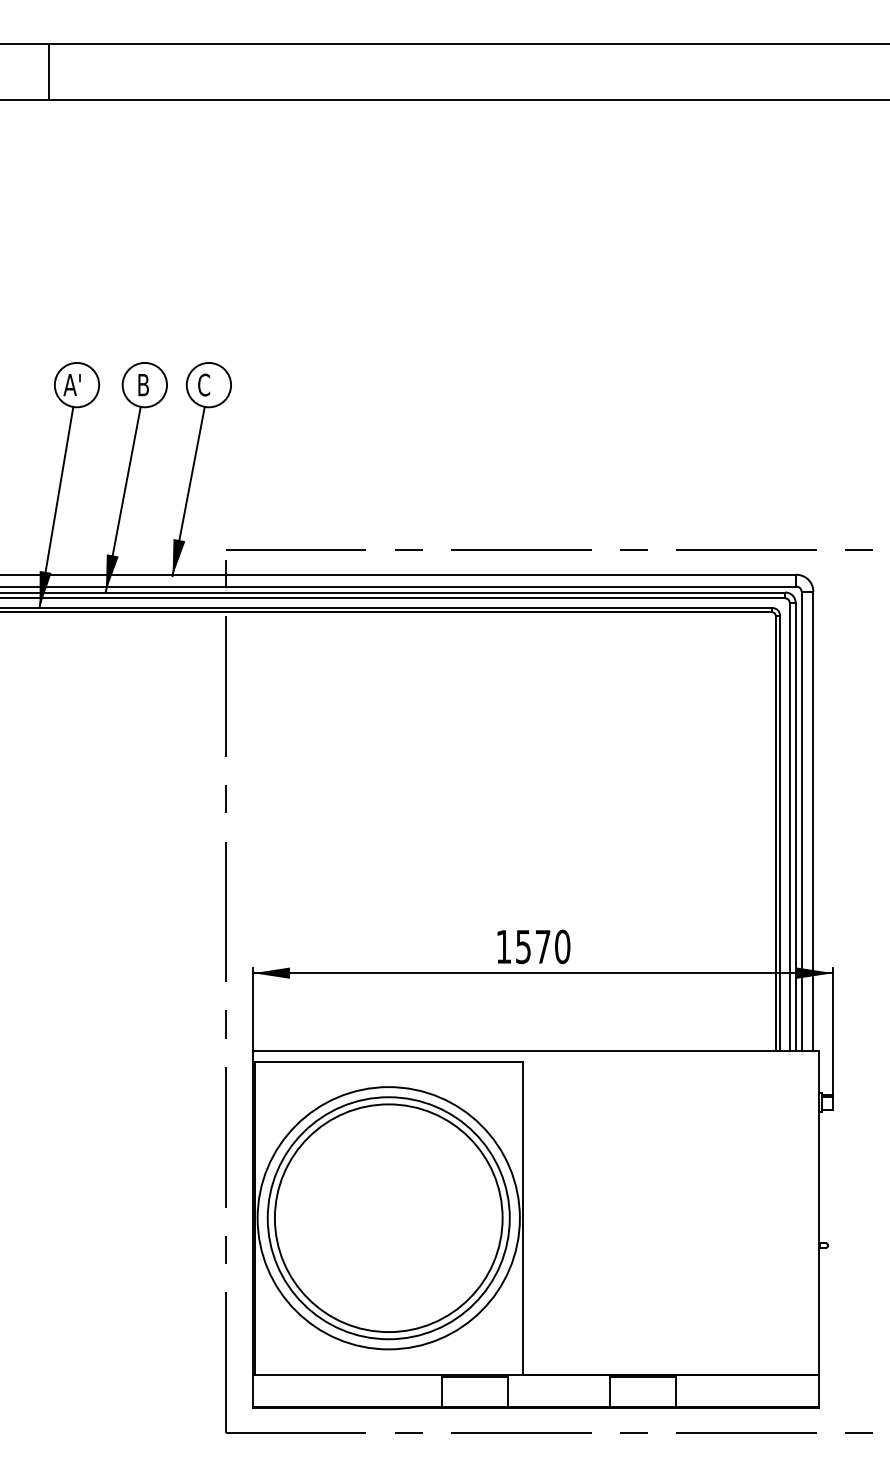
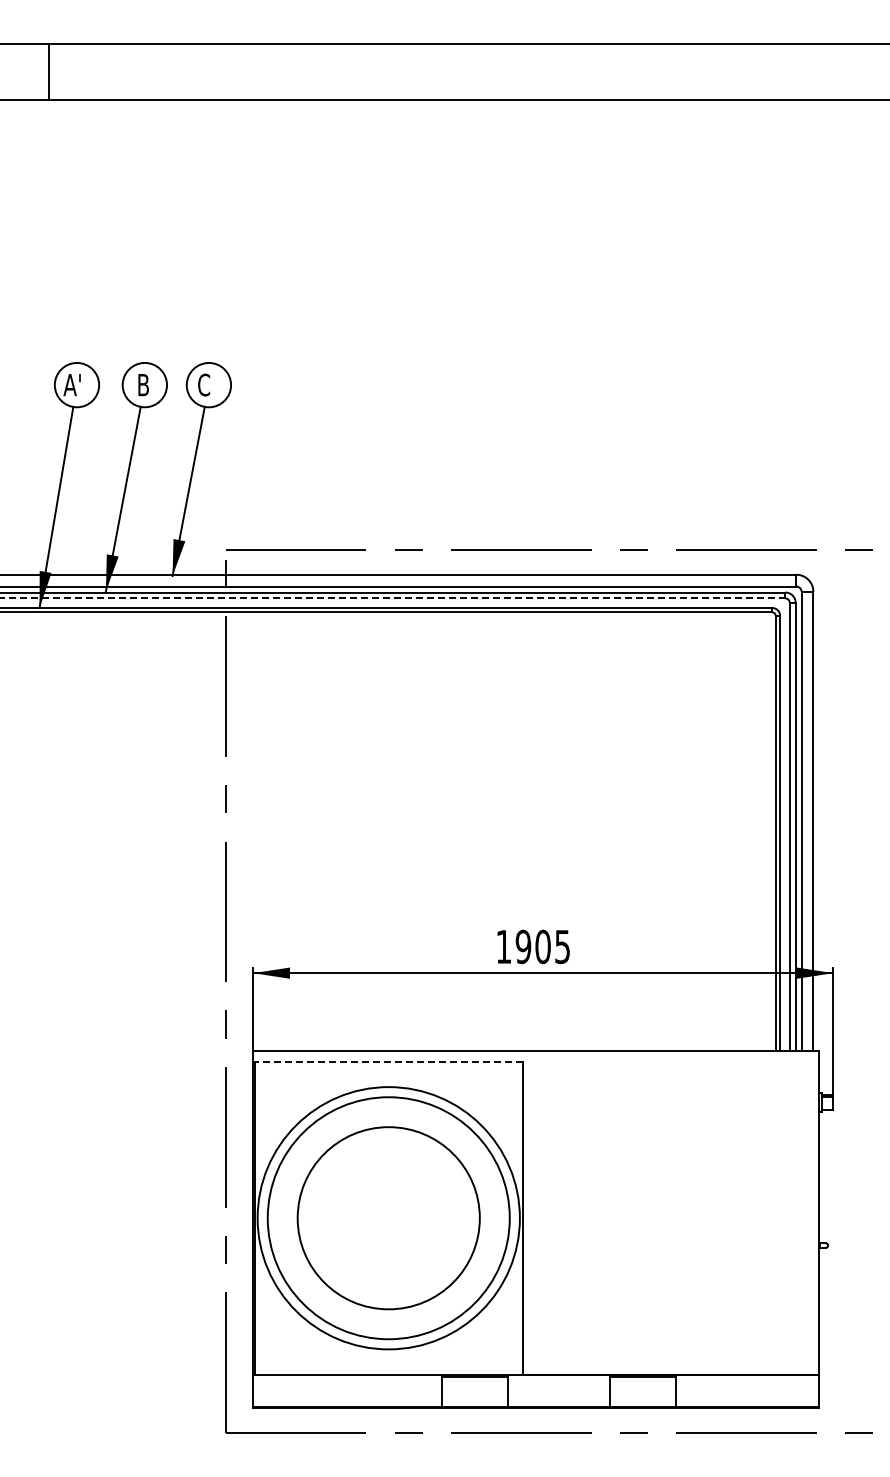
line: solid -> dashed (393, 598)
text: 1570 -> 1905 (542, 946)
line: solid -> dashed (388, 1061)
circle diameter: 228 px -> 182 px (388, 1218)
